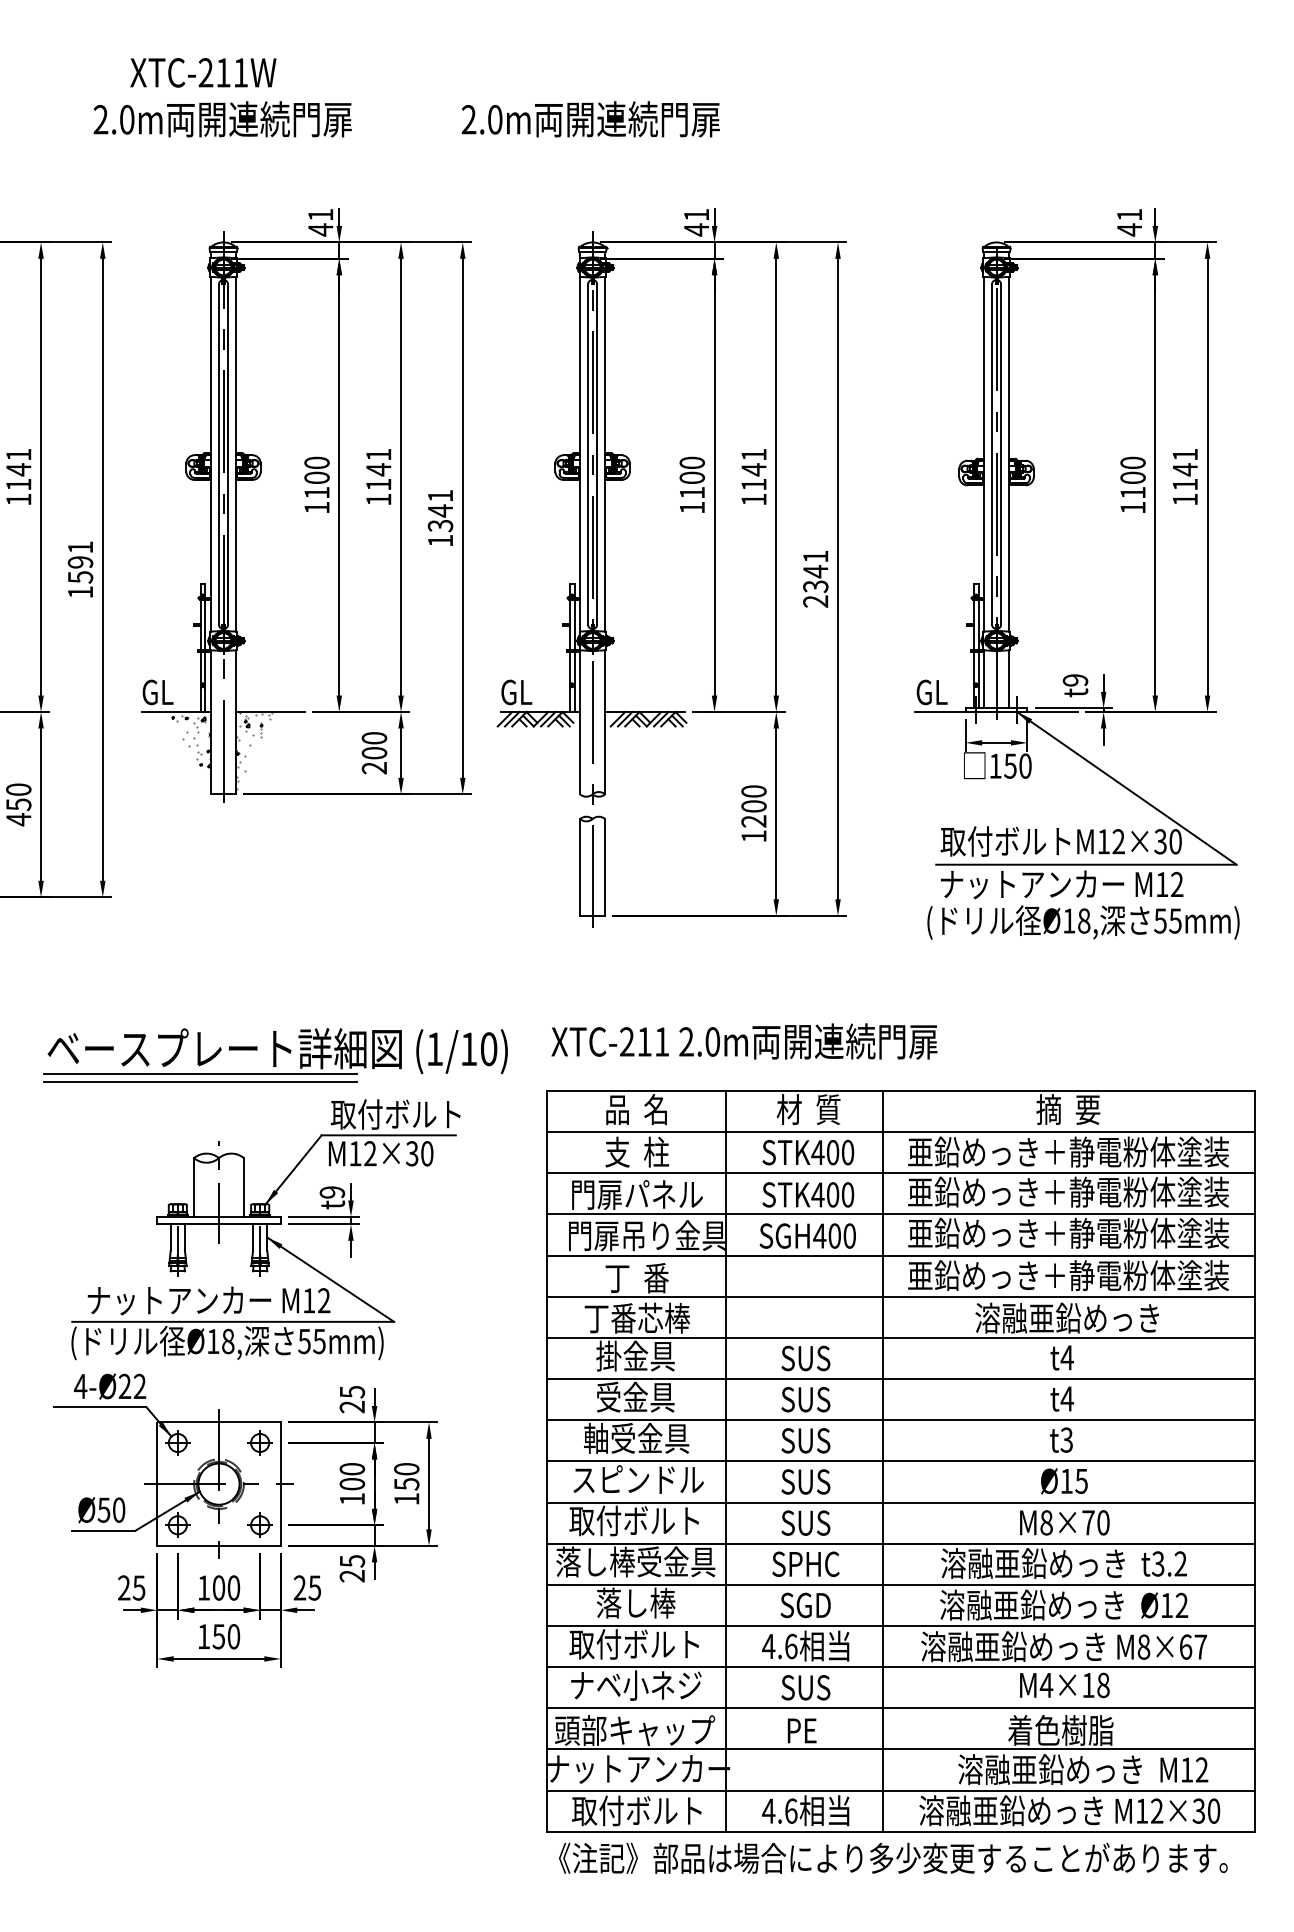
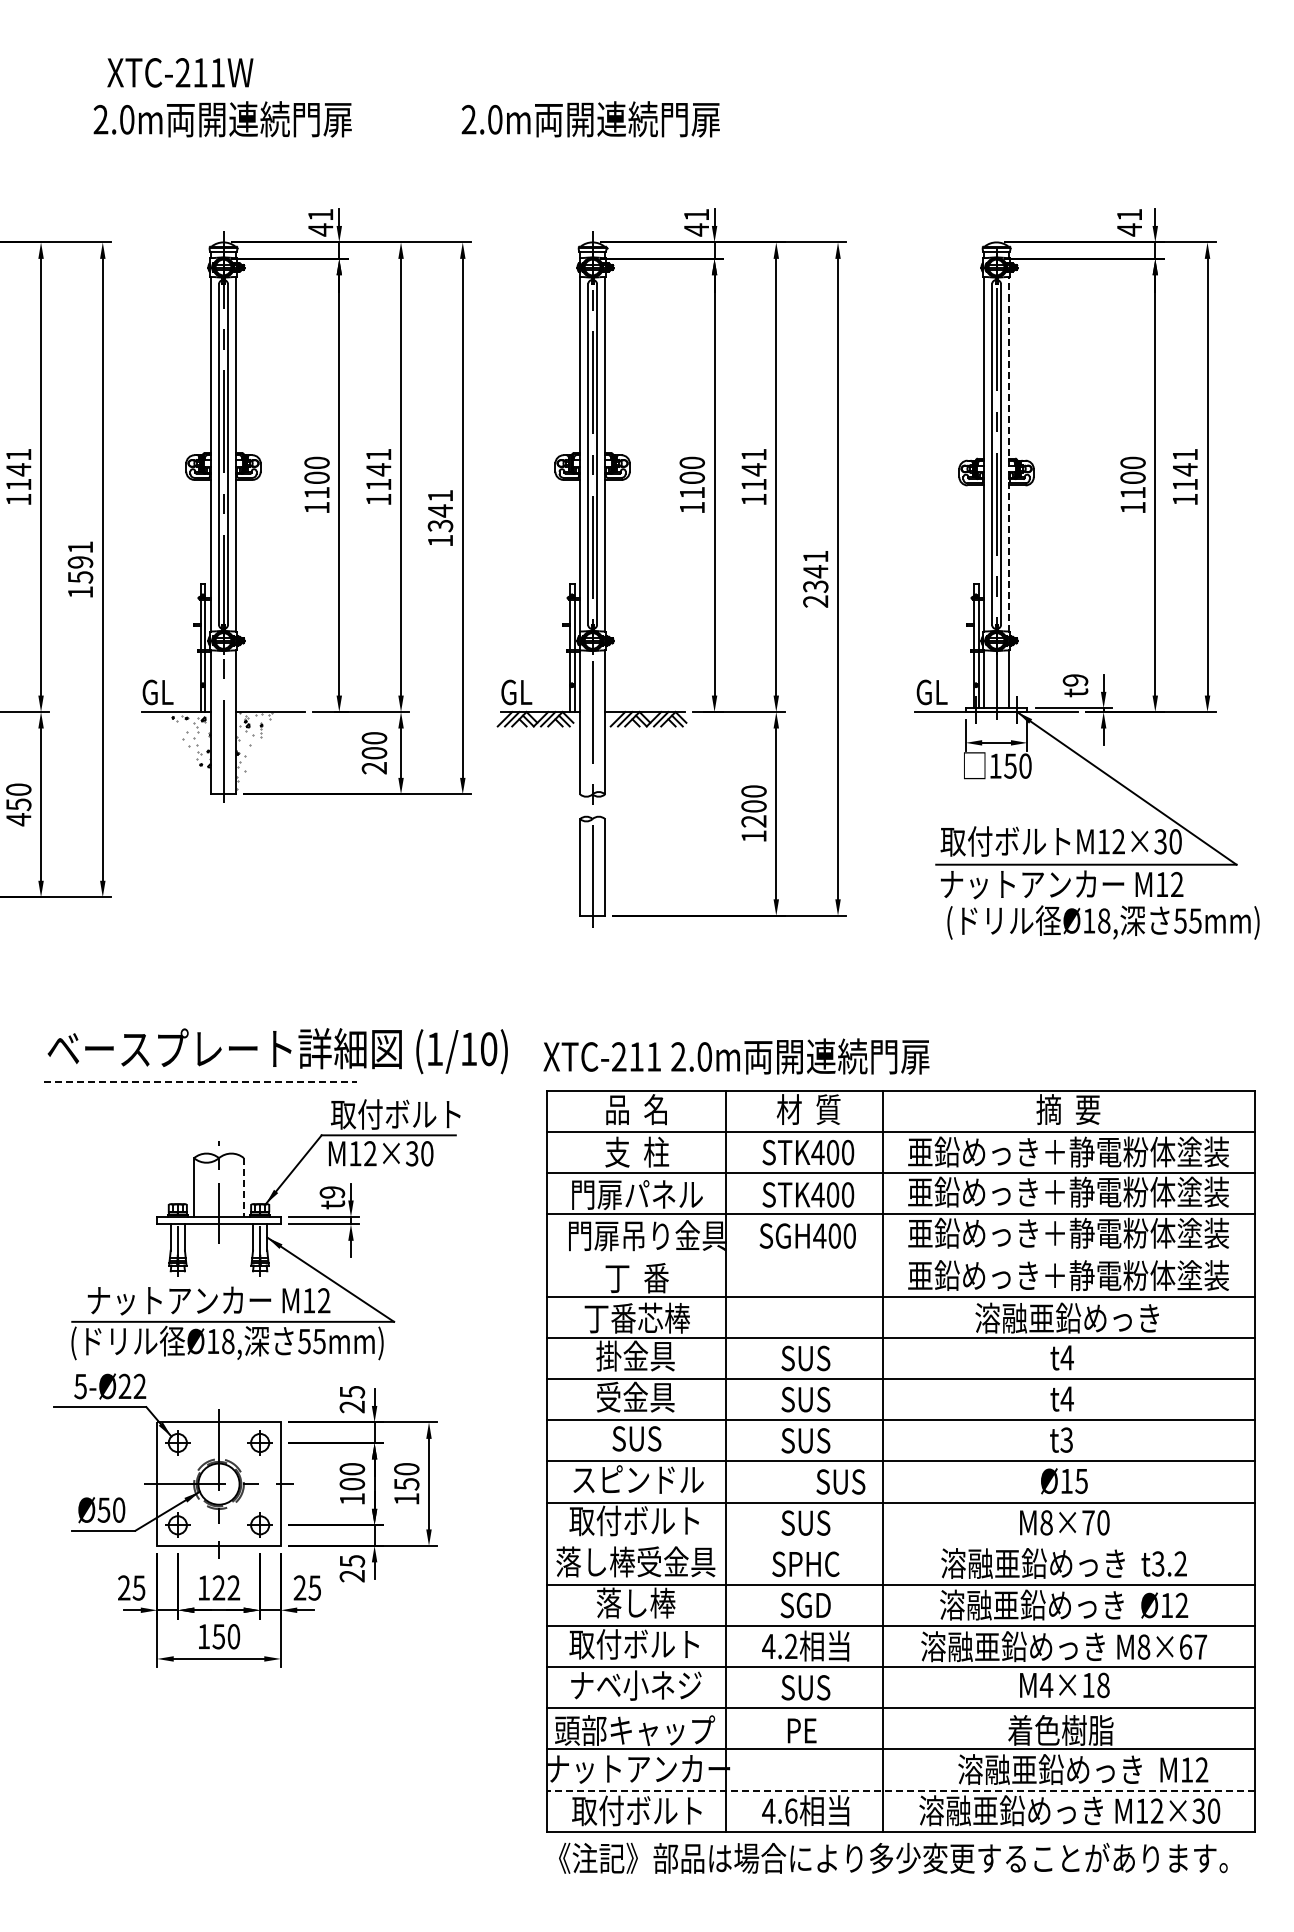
text position: (203, 72) -> (180, 72) (180, 72)
line: solid -> dashed (1009, 453)
text position: (1083, 922) -> (1103, 922) (1103, 922)
text position: (744, 1041) -> (736, 1056) (736, 1056)
line: present -> none (200, 1073)
line: solid -> dashed (200, 1081)
line: solid -> dashed (243, 1188)
line: present -> none (901, 1255)
text: 4-Ø22 -> 5-Ø22 (80, 1386)
text: 軸受金具 -> SUS (636, 1438)
text position: (805, 1481) -> (840, 1481) (840, 1481)
line: present -> none (901, 1543)
text: 100 -> 122 (226, 1587)
text: 4.6 -> 4.2 (791, 1646)
line: solid -> dashed (900, 1790)
